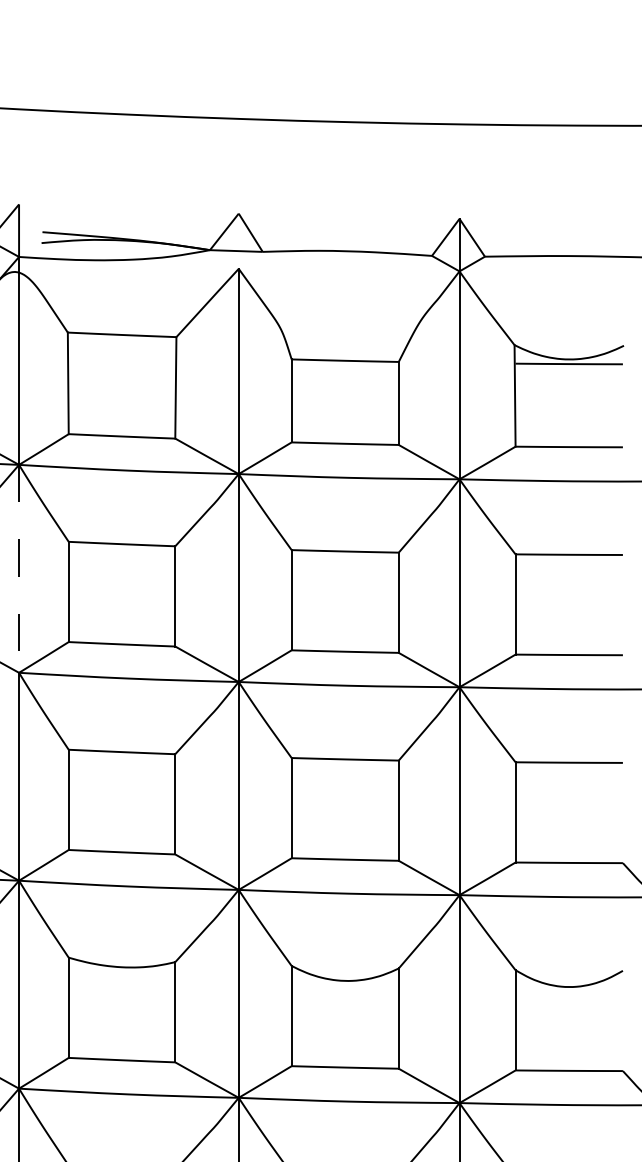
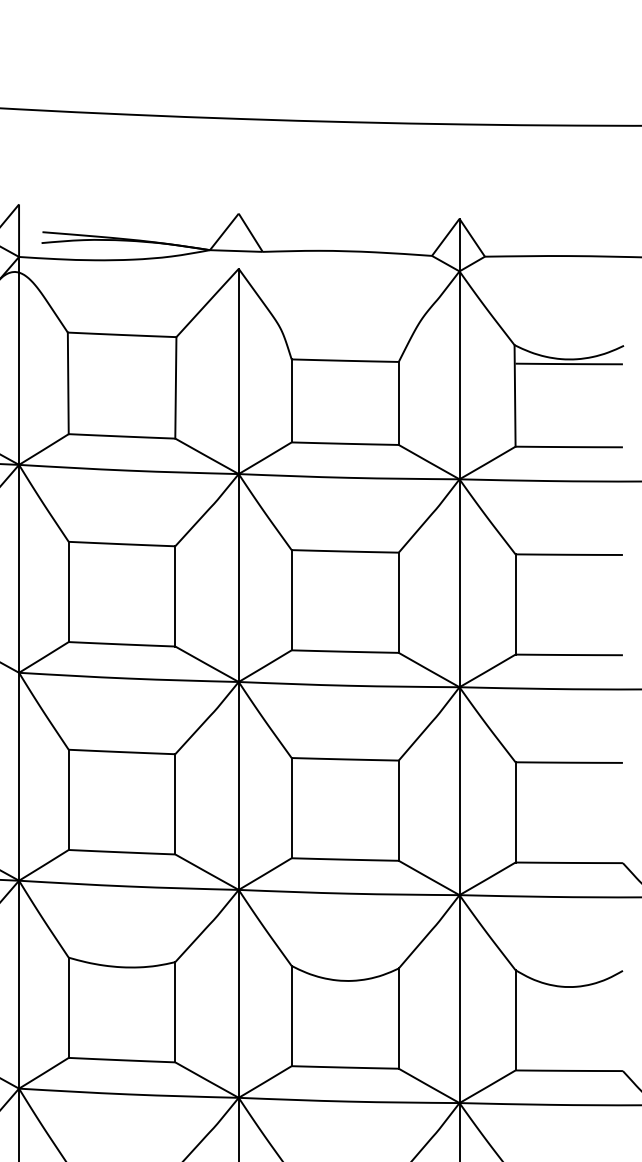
line: dashed -> solid (19, 568)
